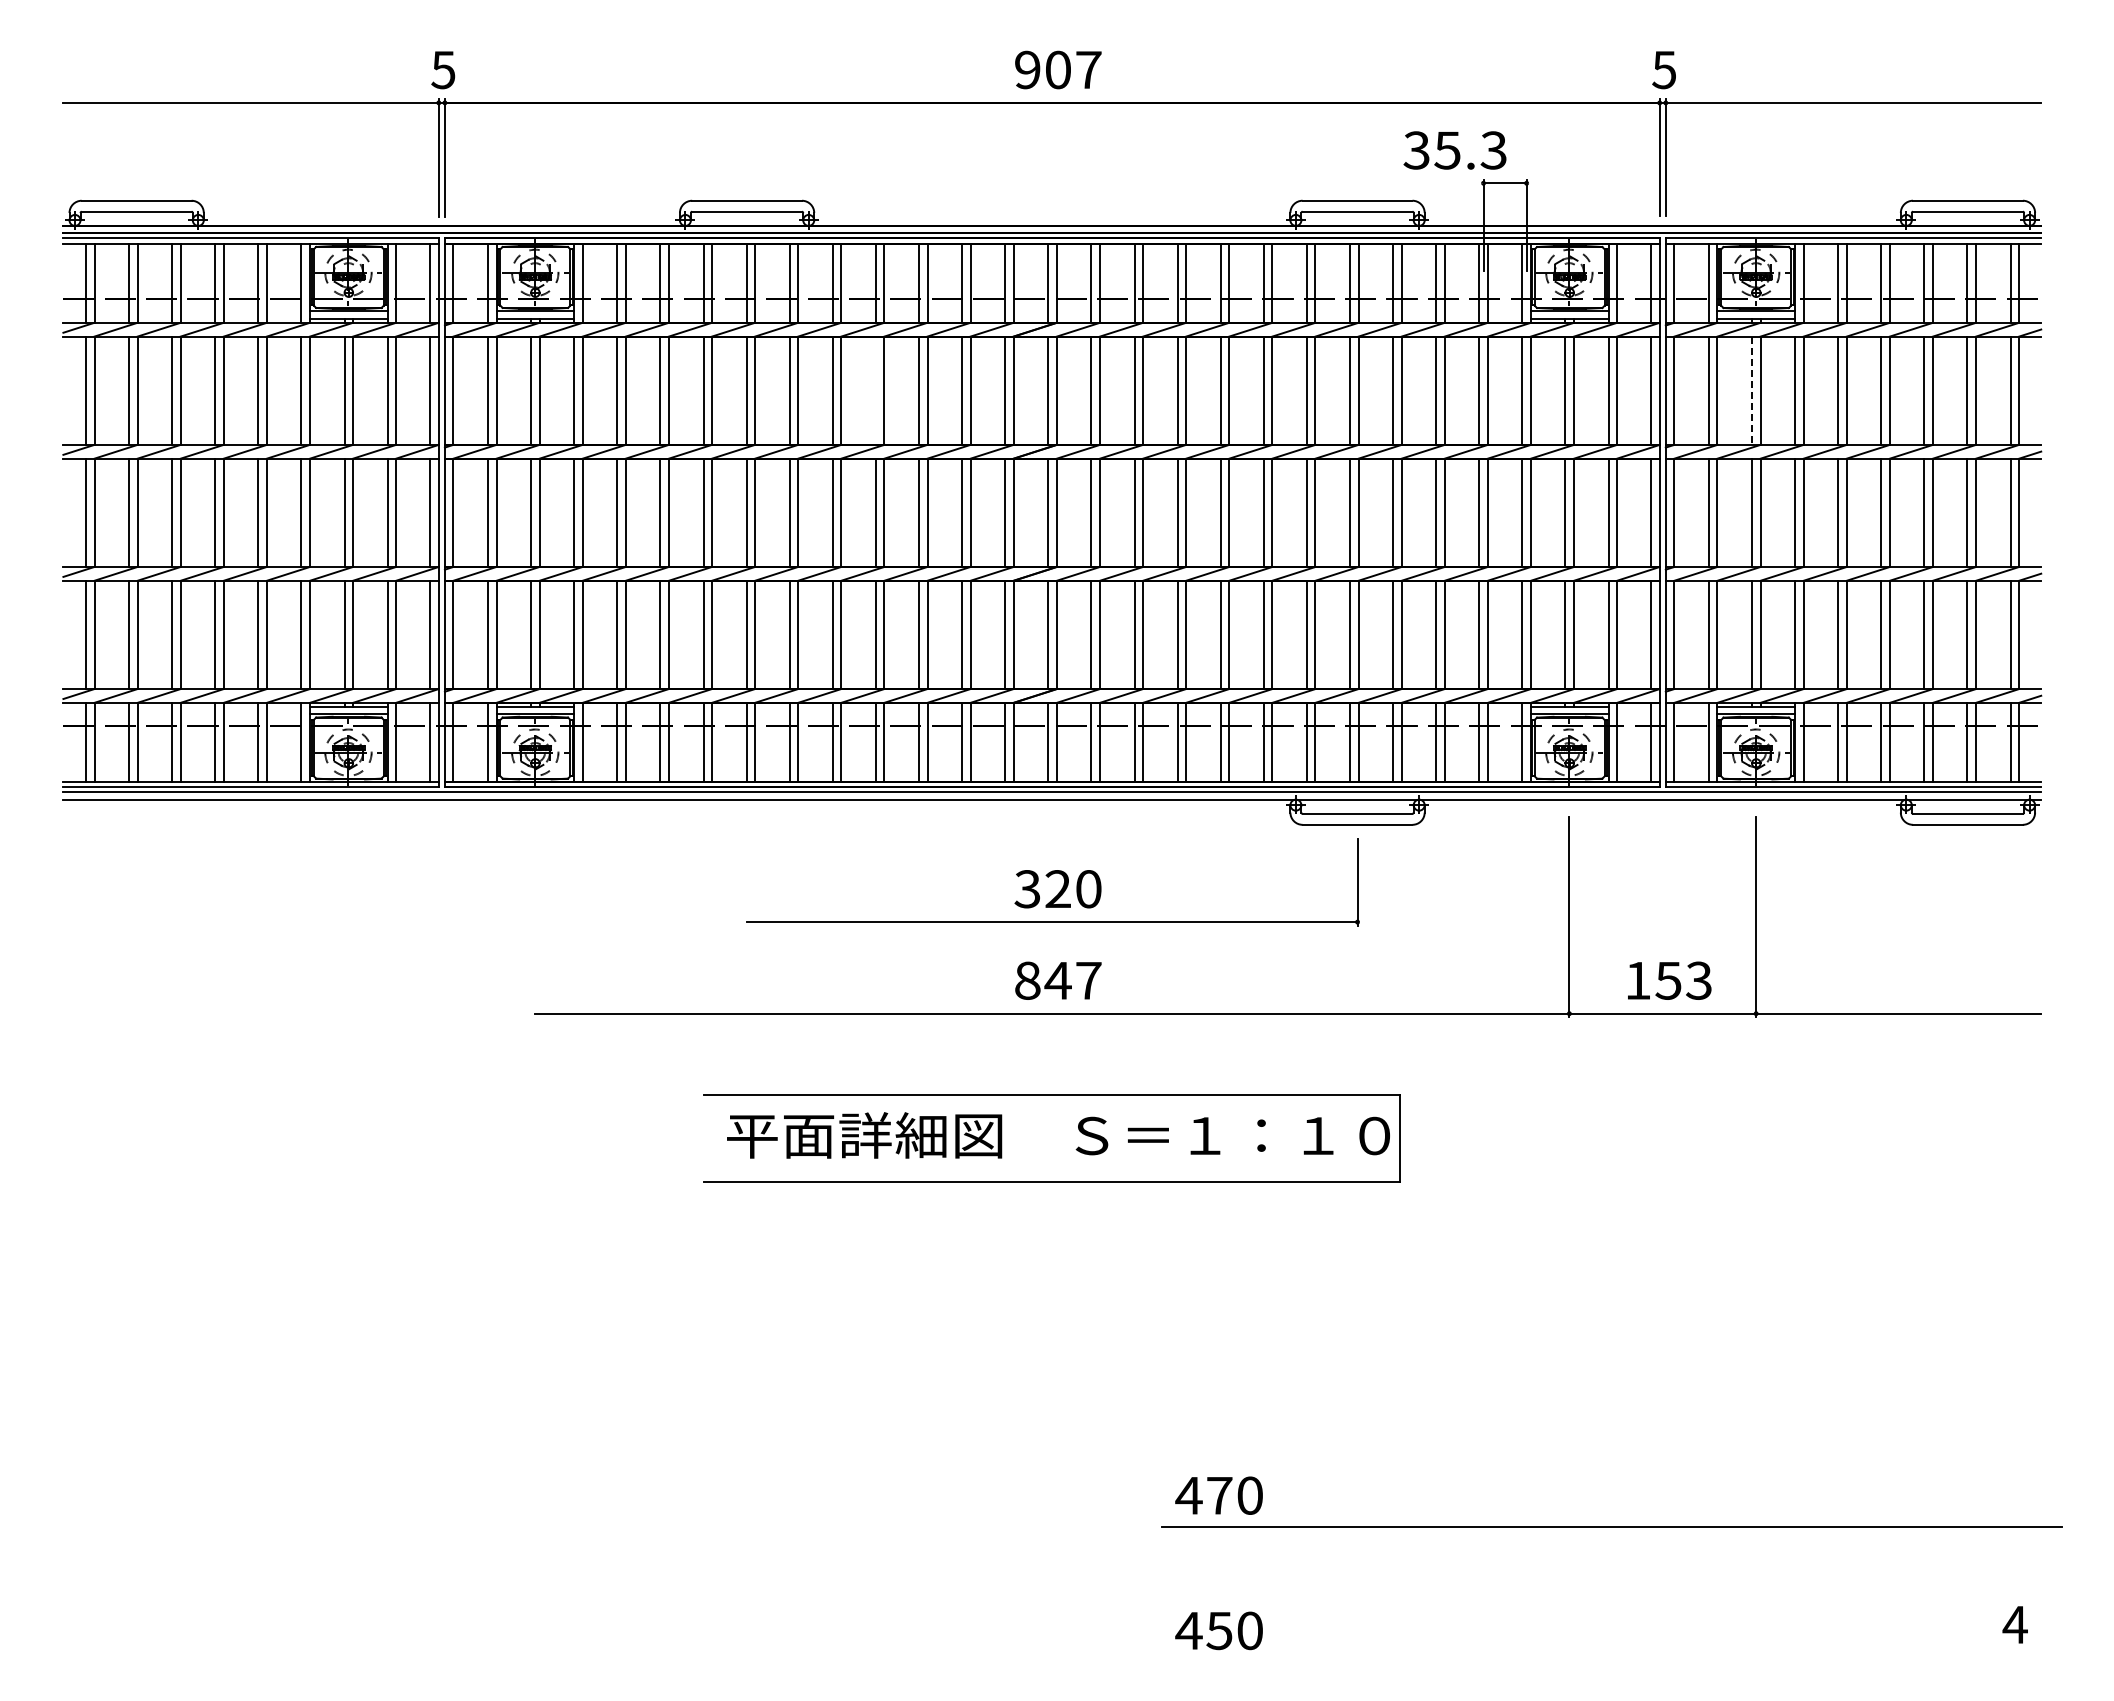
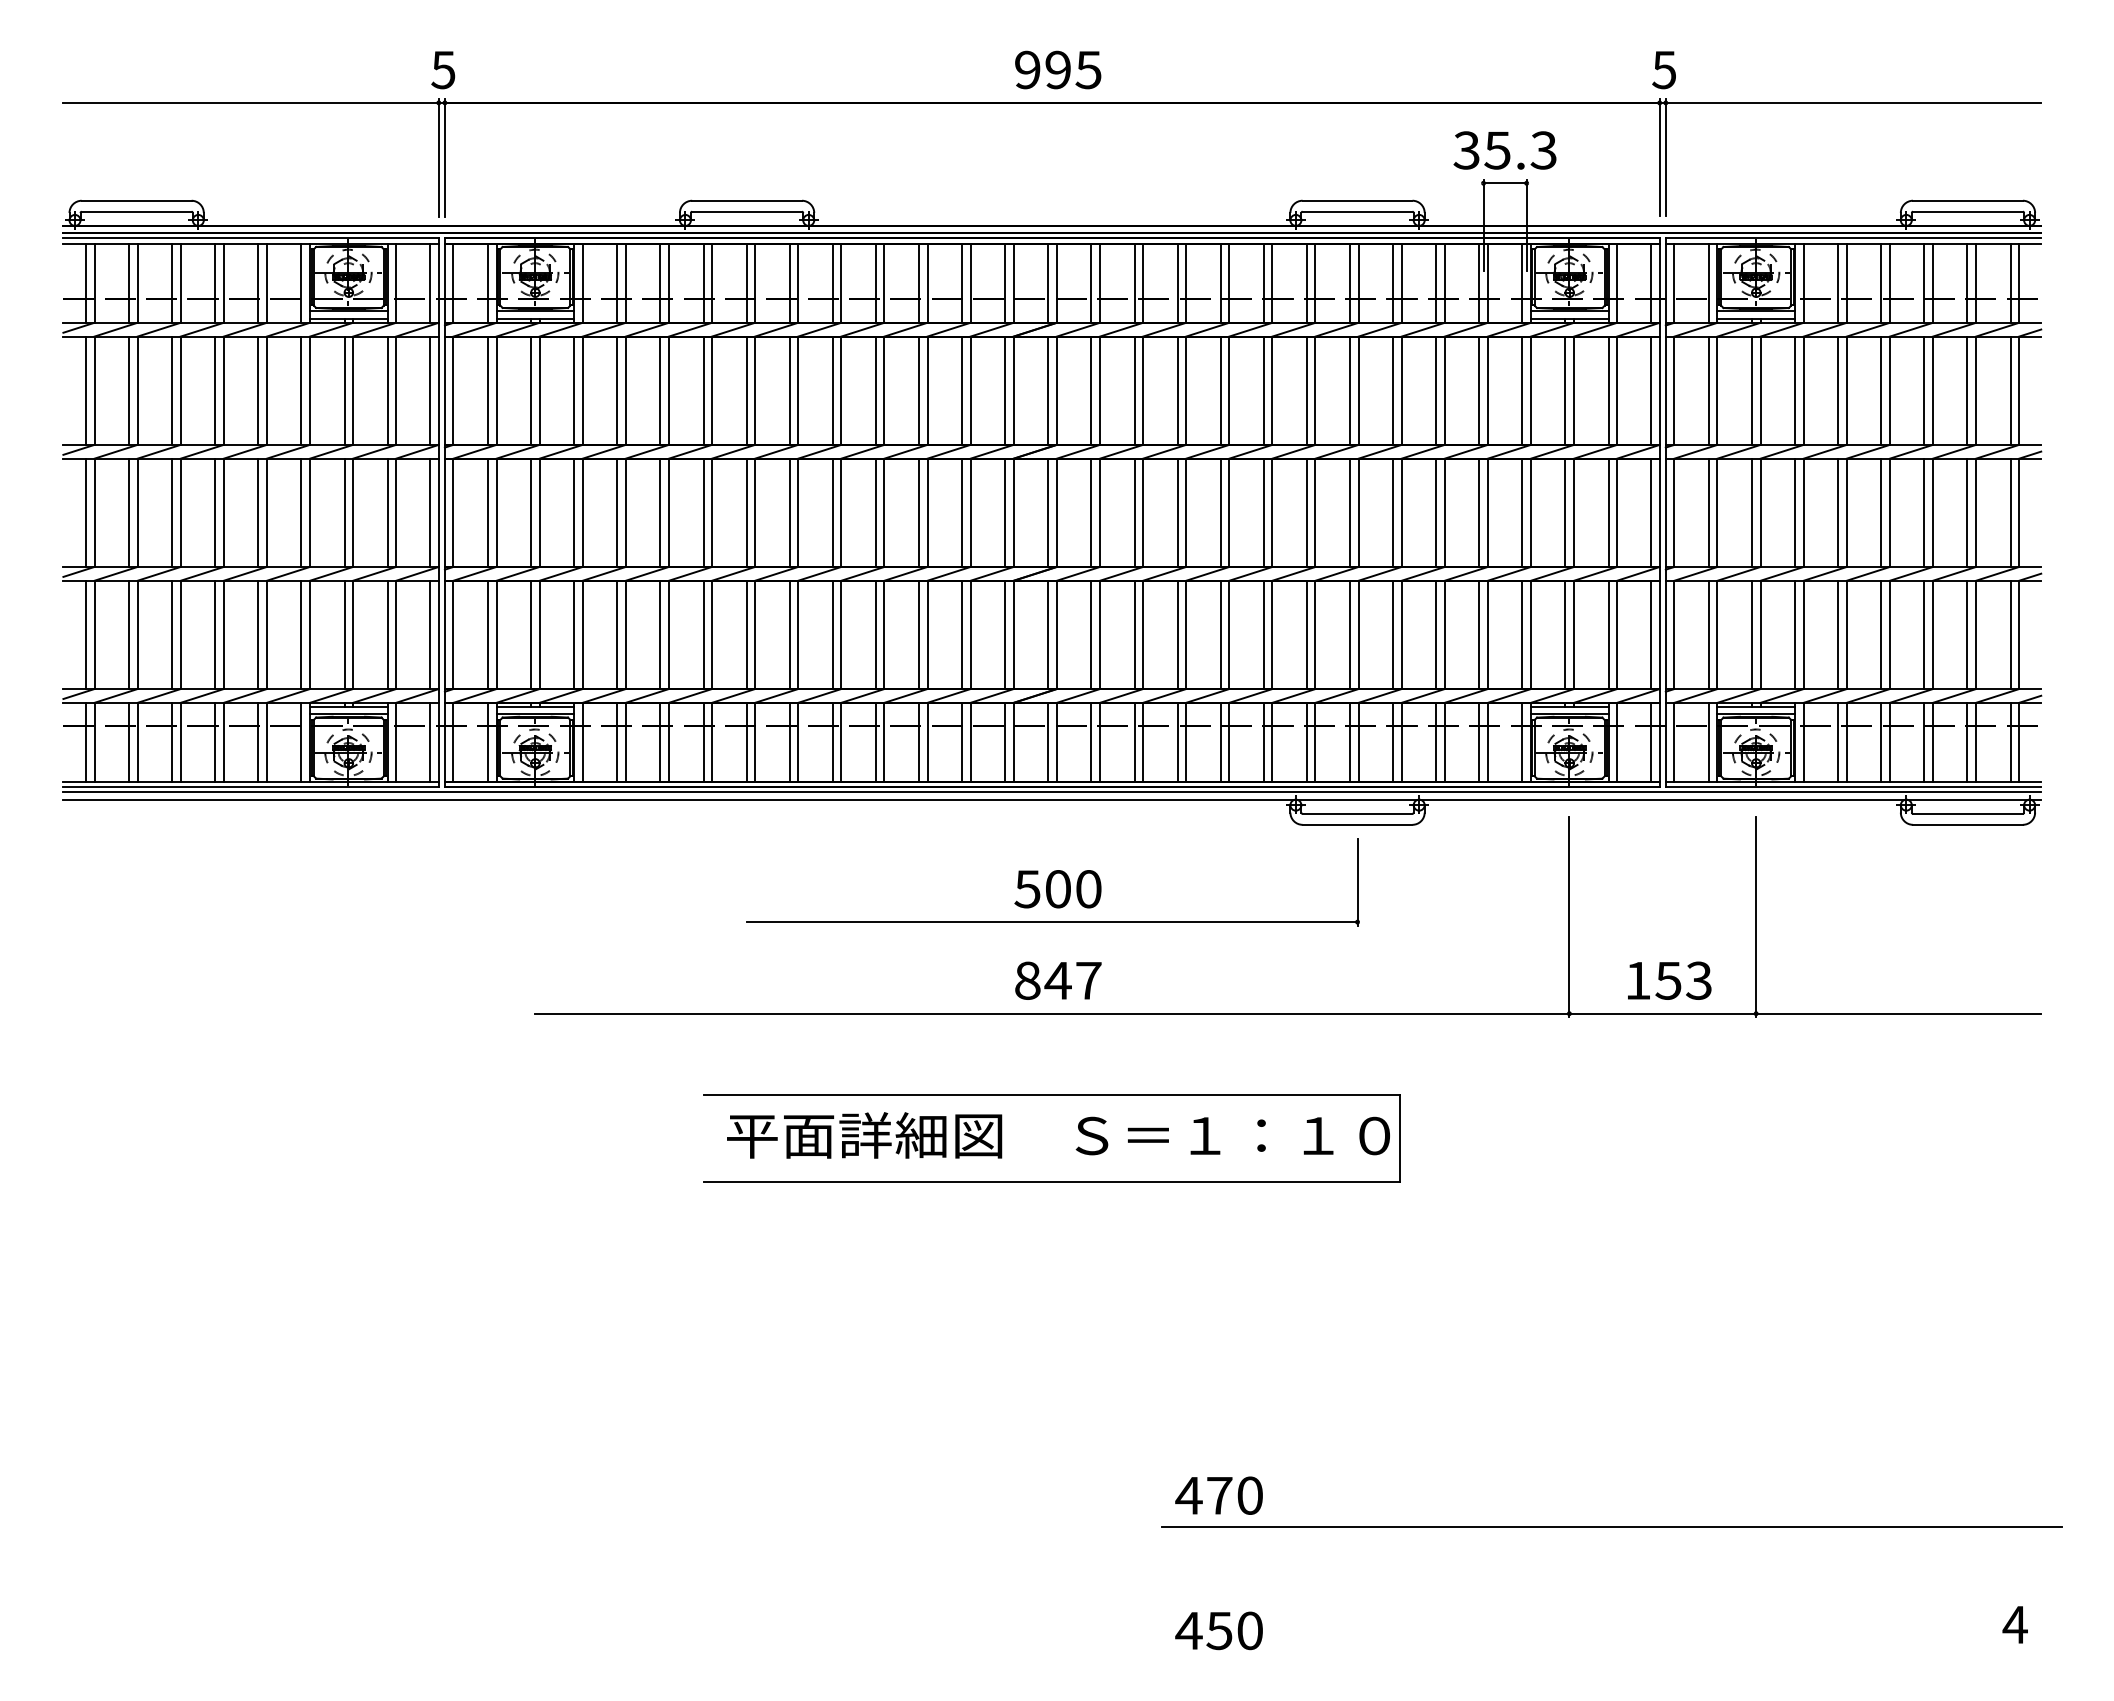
text: 907 -> 995 (1073, 69)
text position: (1454, 150) -> (1504, 150) (1504, 150)
line: none -> present (875, 390)
line: dashed -> solid (1752, 391)
text: 320 -> 500 (1042, 889)
